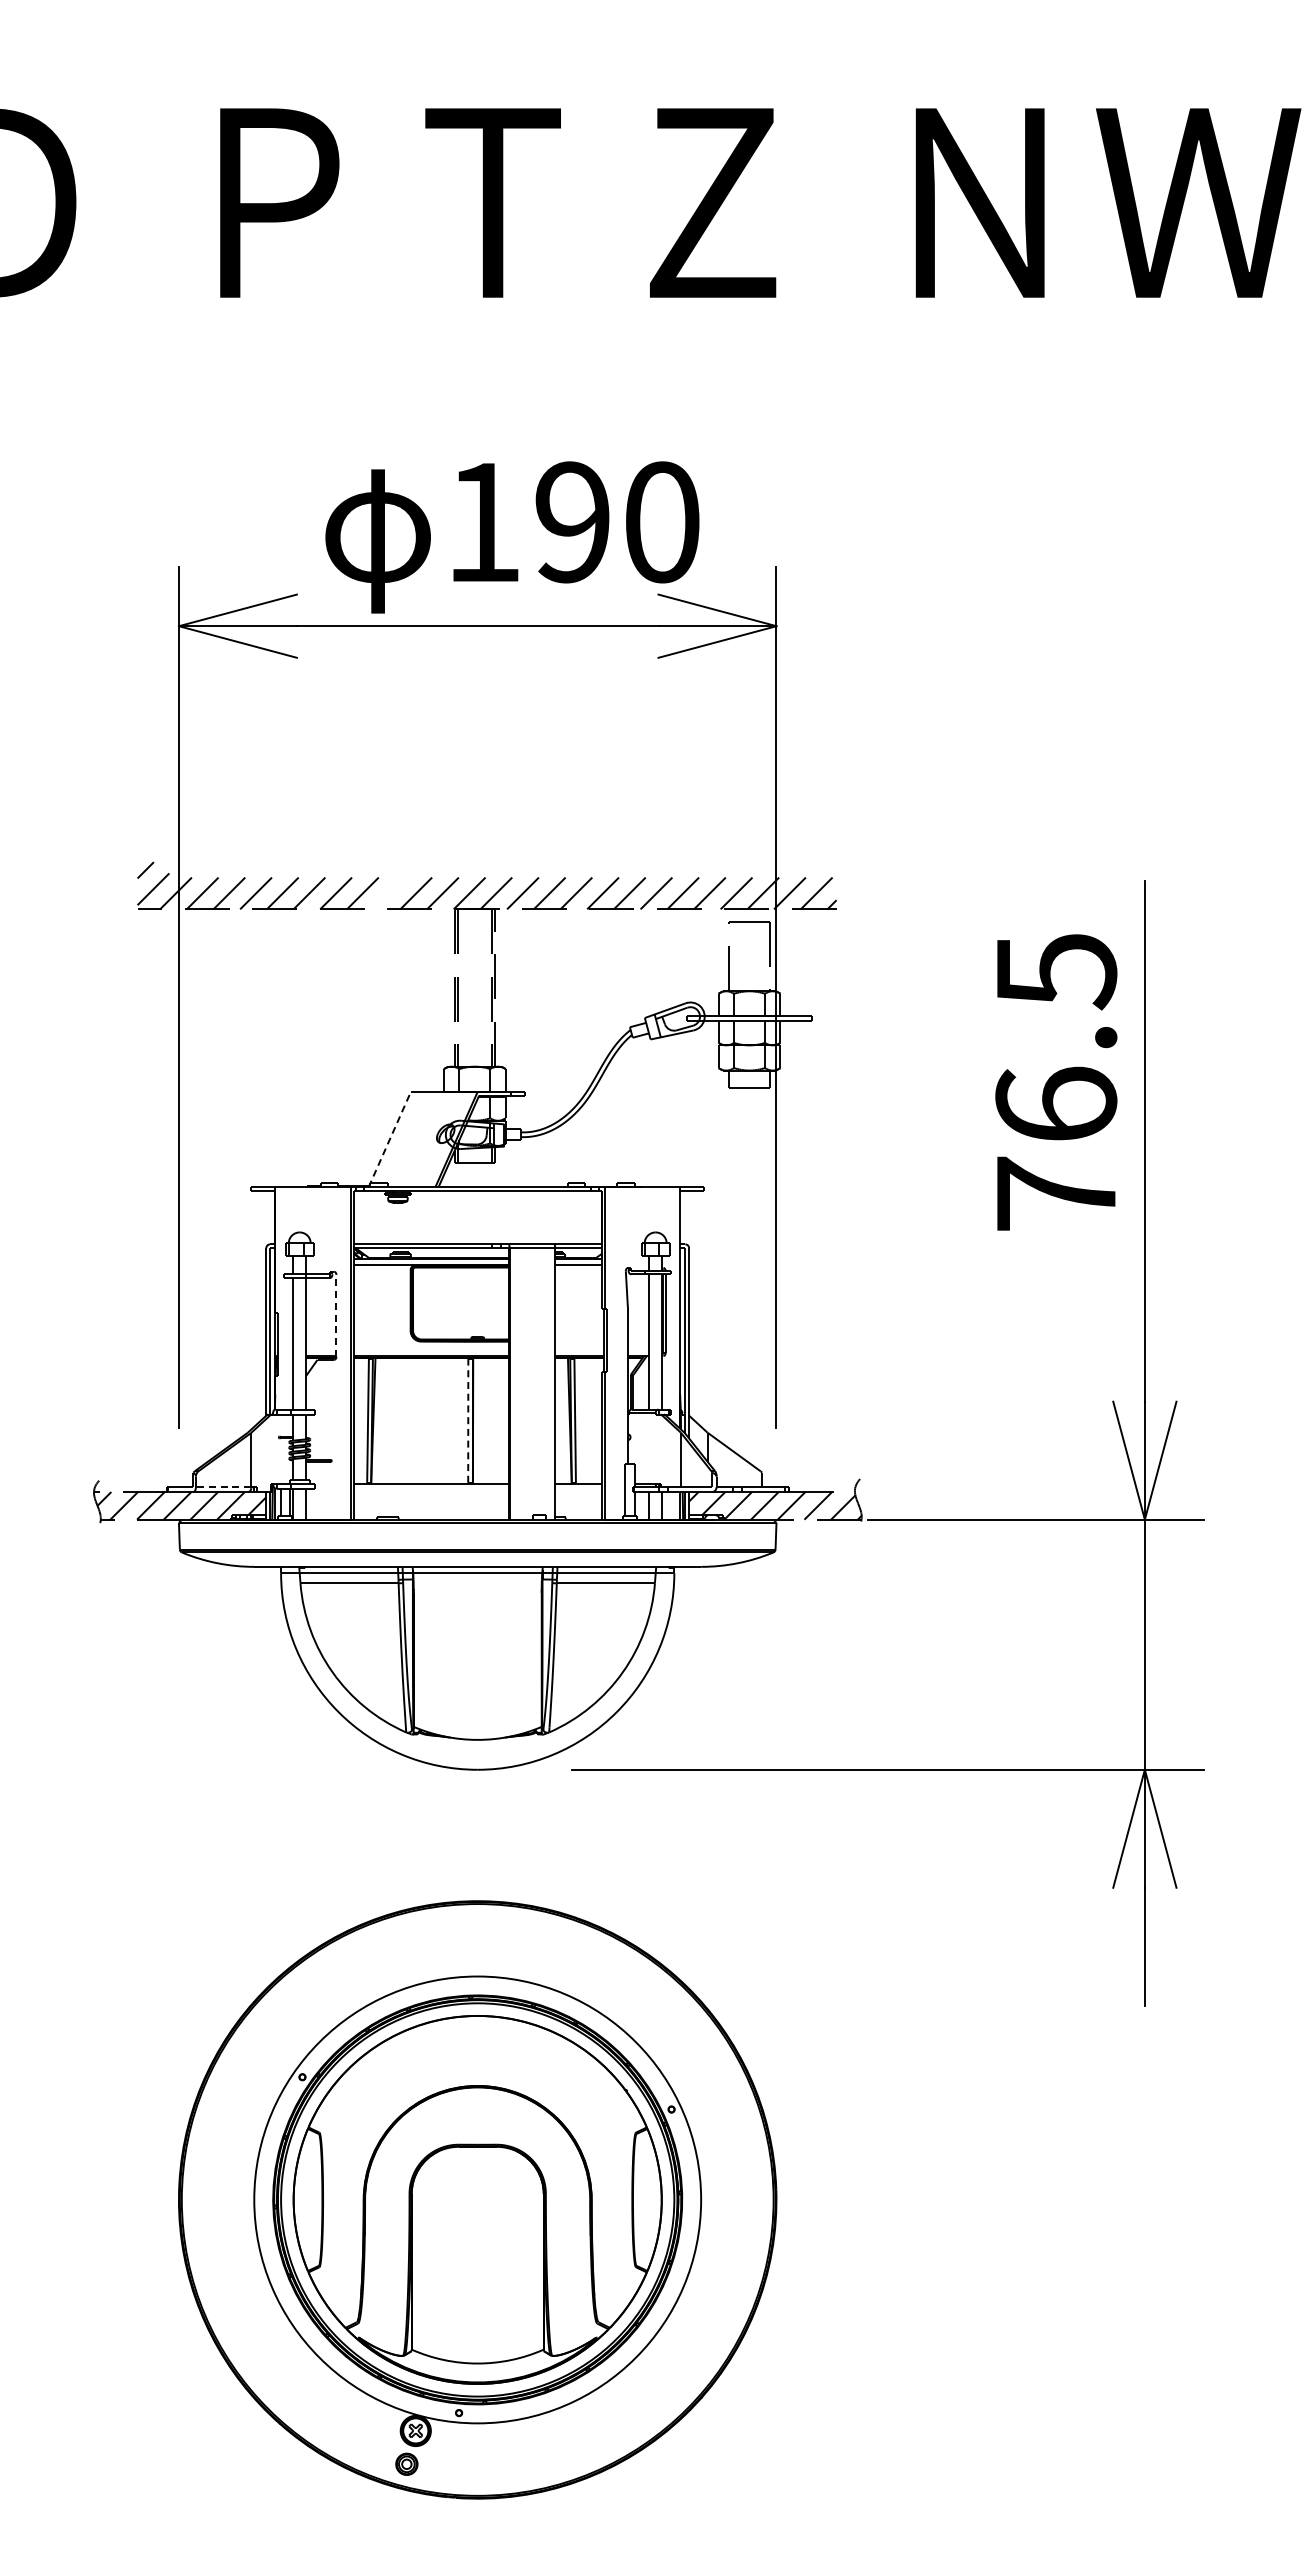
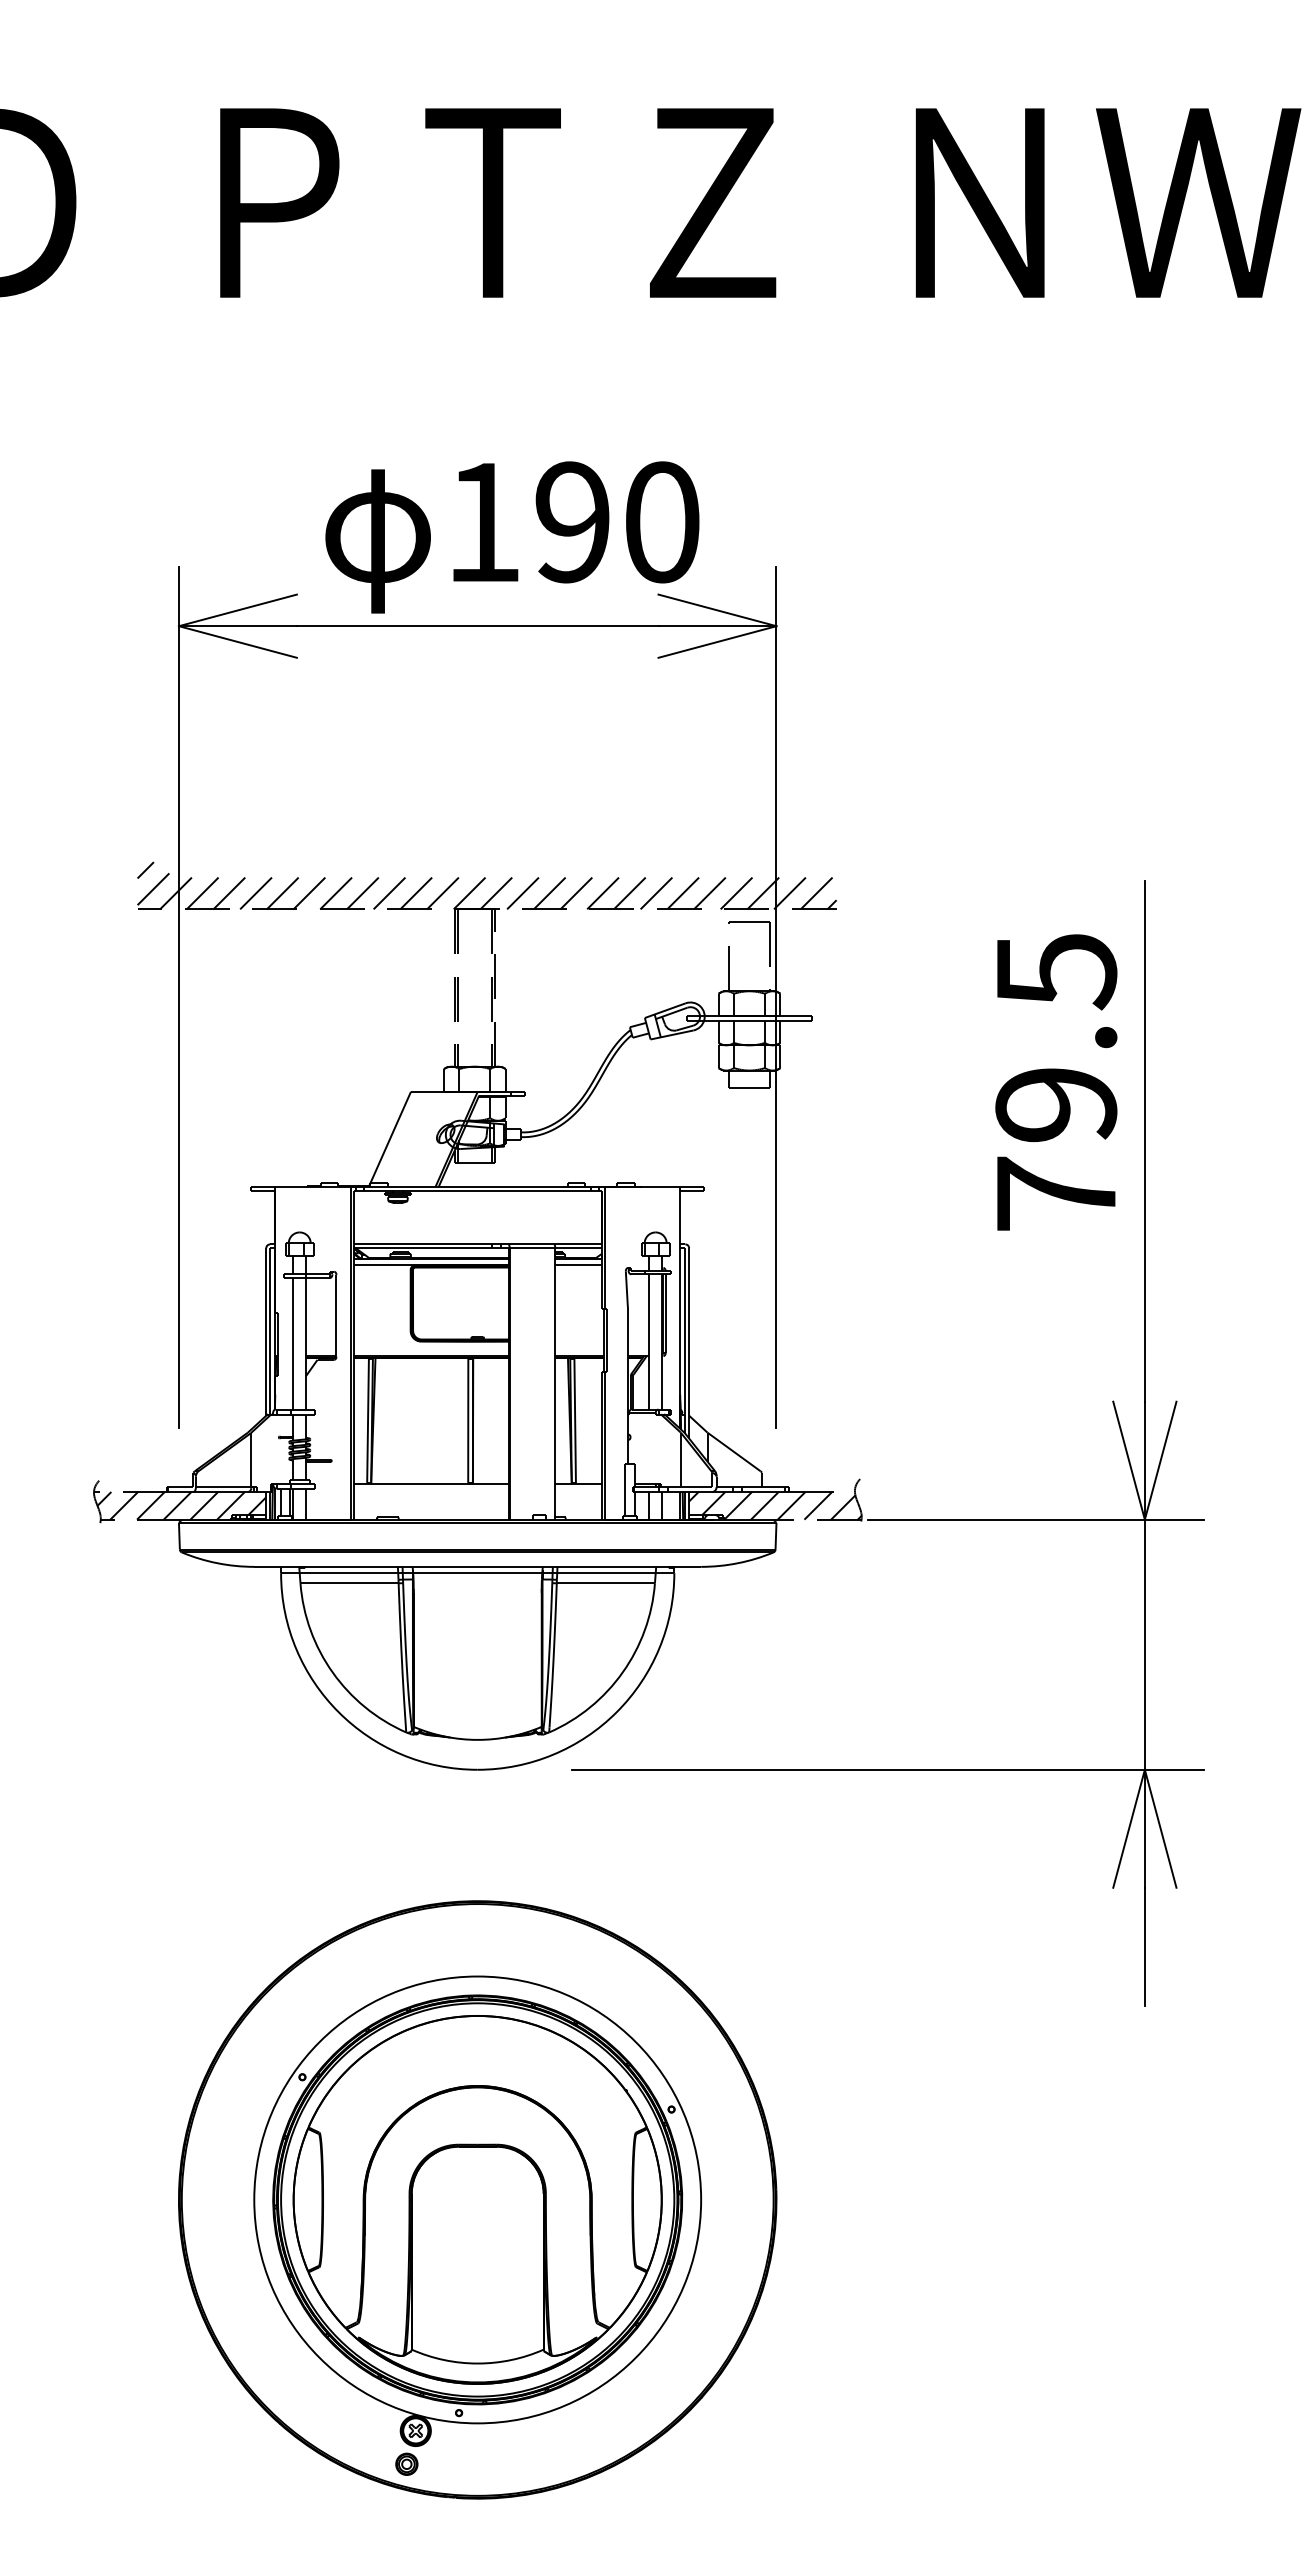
line: none -> present (389, 893)
text: 76.5 -> 79.5 (1056, 1104)
line: dashed -> solid (390, 1139)
line: dashed -> solid (336, 1315)
line: dashed -> solid (468, 1421)
line: dashed -> solid (223, 1486)
